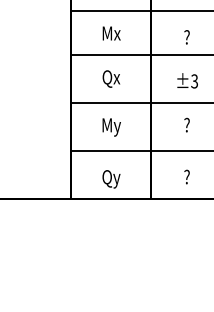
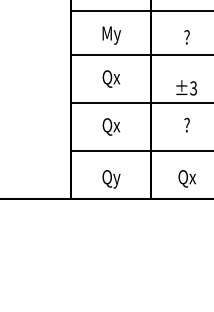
text: Mx -> My (111, 35)
text position: (187, 80) -> (186, 87) (186, 87)
text: My -> Qx (111, 127)
text: ? -> Qx (186, 178)
